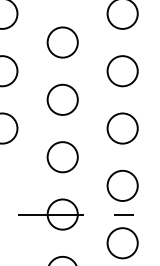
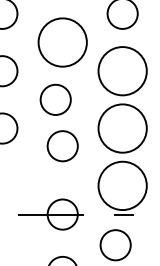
circle diameter: 30 px -> 48 px (62, 42)
circle diameter: 30 px -> 48 px (122, 71)
circle position: (62, 99) -> (55, 99) (55, 99)
circle diameter: 30 px -> 48 px (122, 128)
circle position: (62, 157) -> (62, 146) (62, 146)
circle diameter: 30 px -> 48 px (122, 185)
circle position: (122, 243) -> (115, 245) (115, 245)
